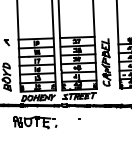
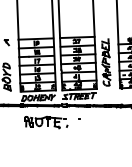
part position: (35, 122) -> (46, 122) (46, 122)
